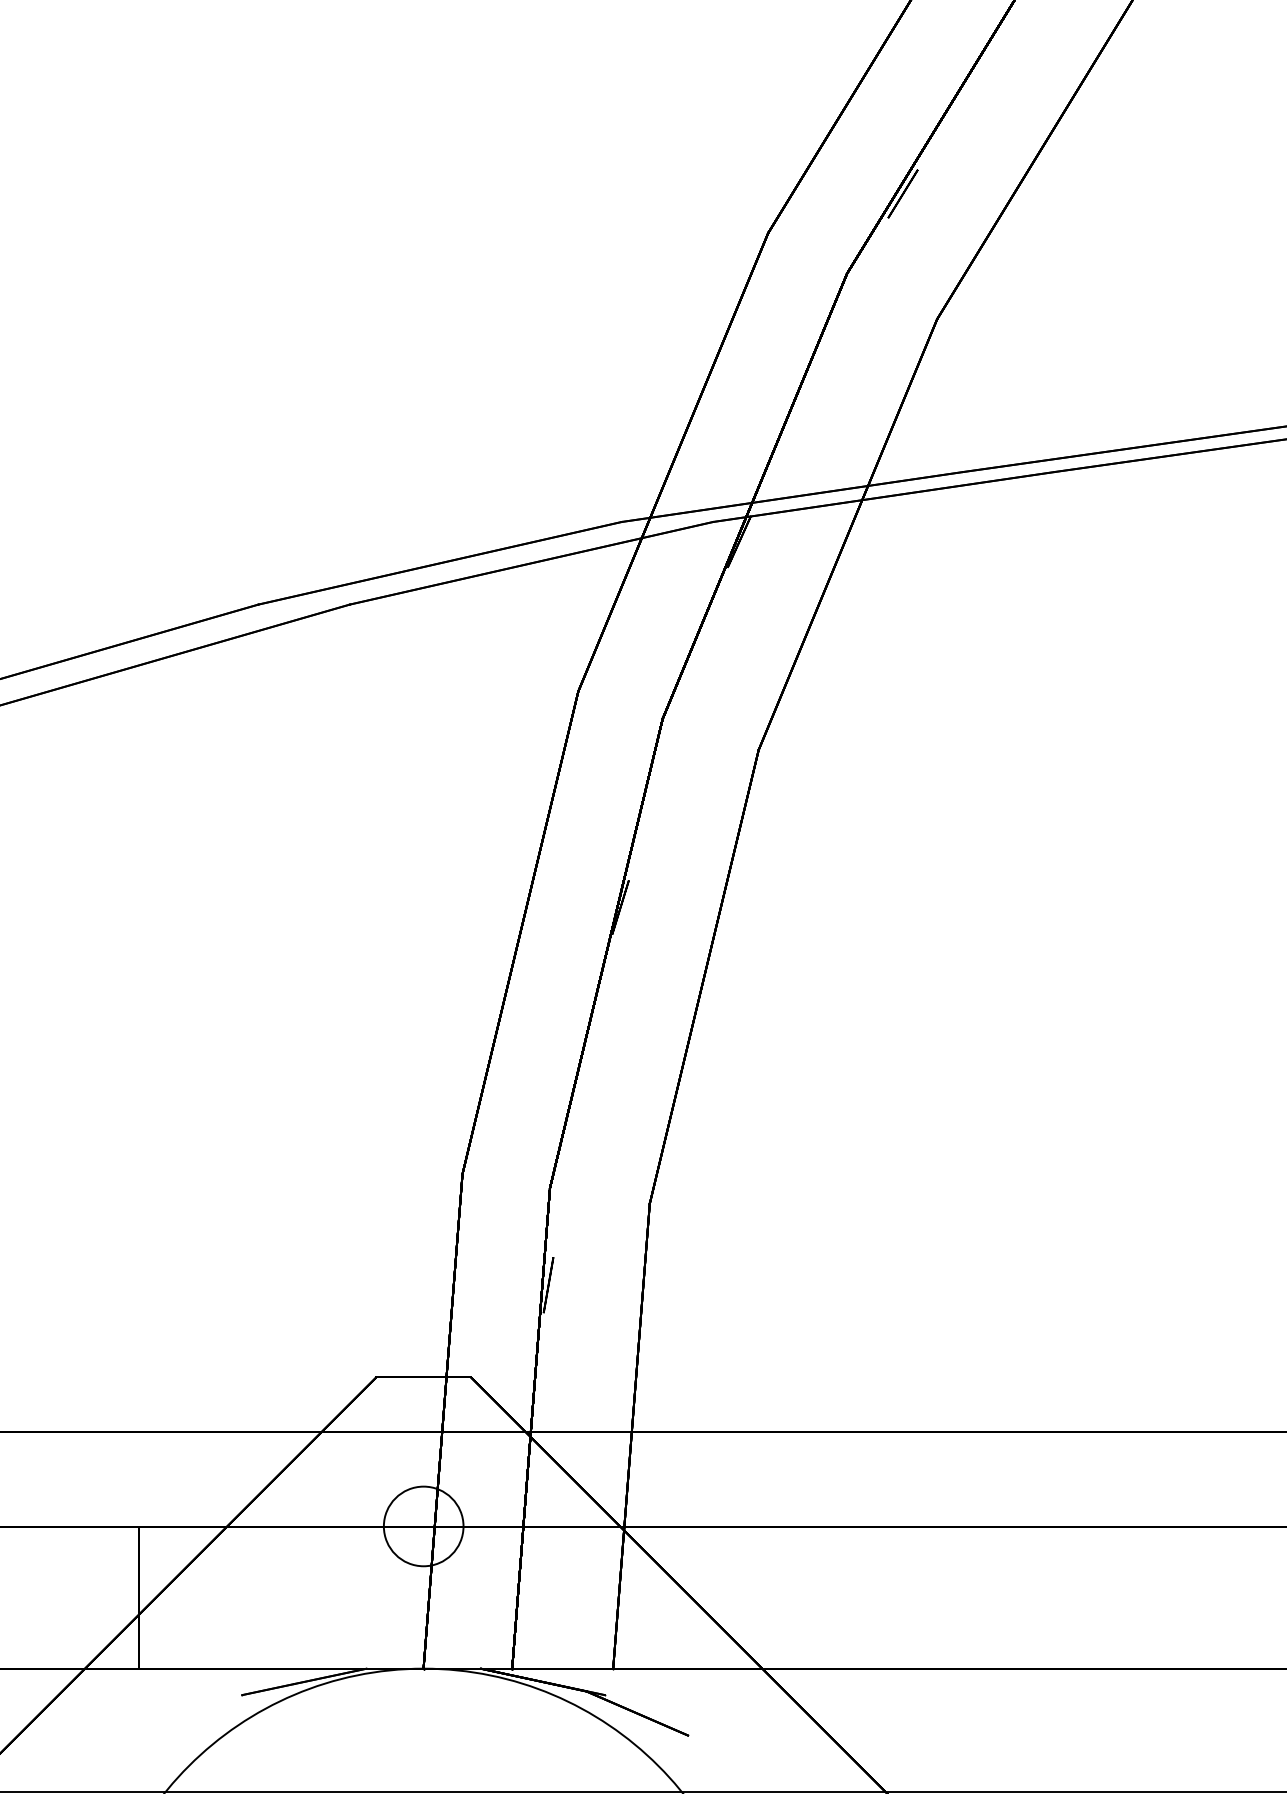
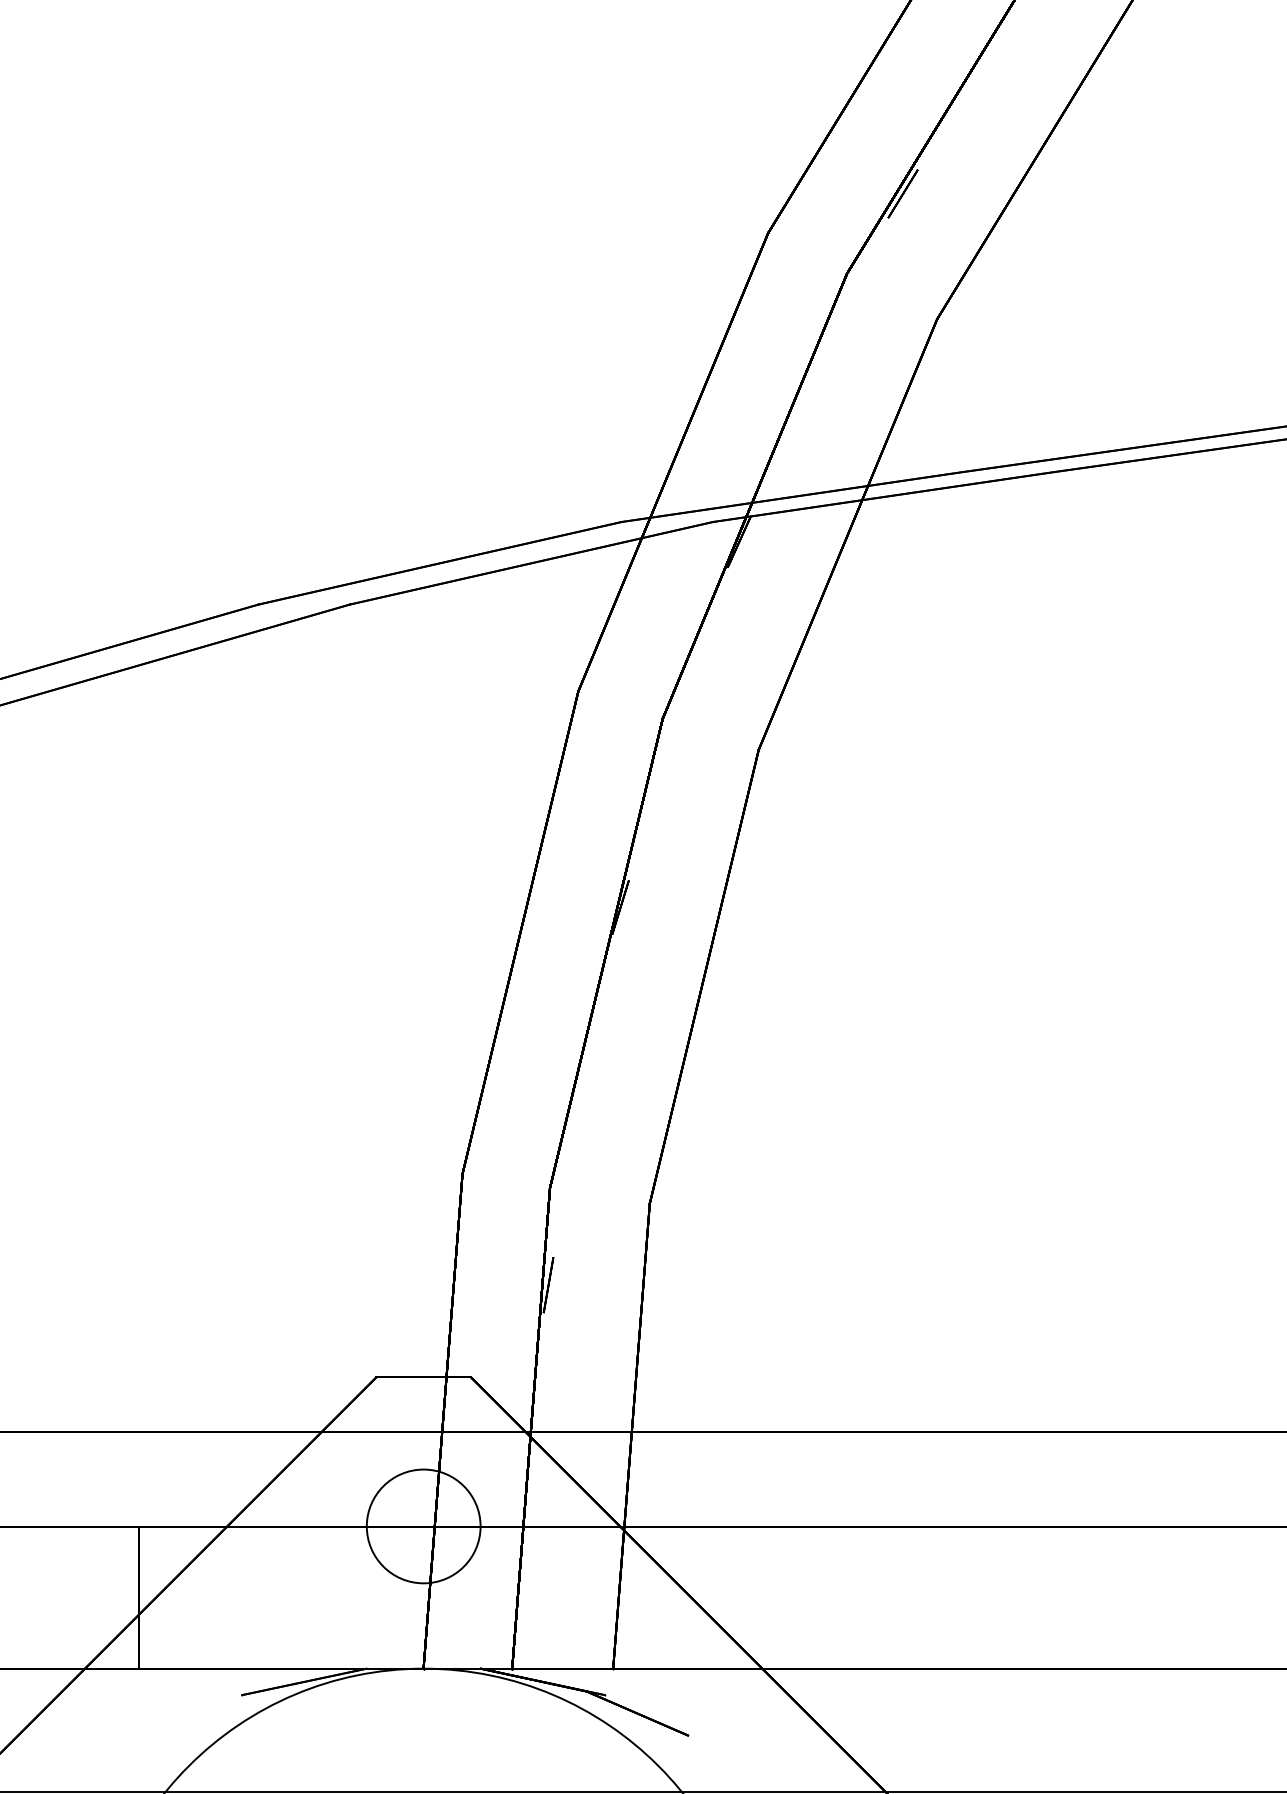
circle diameter: 80 px -> 114 px (423, 1526)
